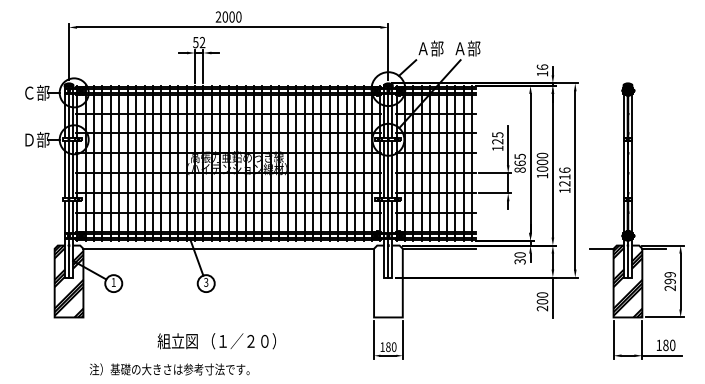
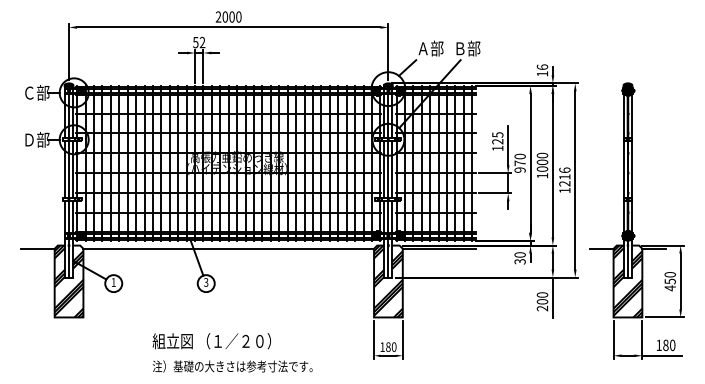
text: Ａ部 -> Ｂ部 (459, 48)
text: 865 -> 970 (519, 162)
line: none -> present (37, 248)
hatch: none -> present (388, 281)
text: 299 -> 450 (669, 281)
text position: (216, 341) -> (211, 341) (211, 341)
text position: (169, 369) -> (232, 366) (232, 366)
